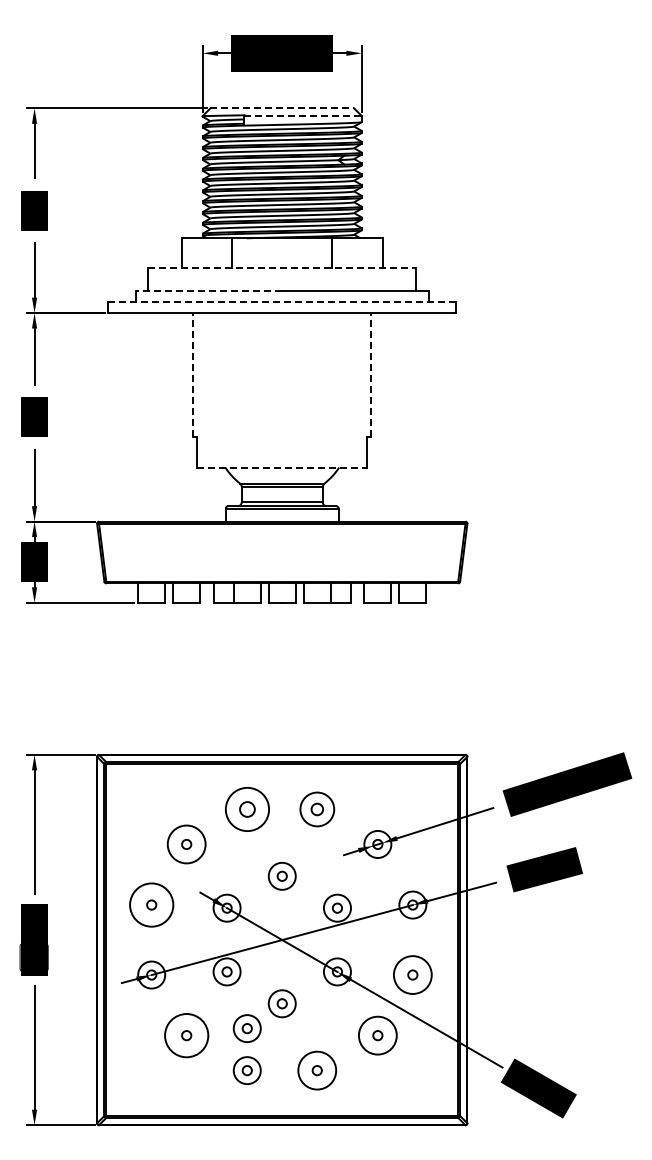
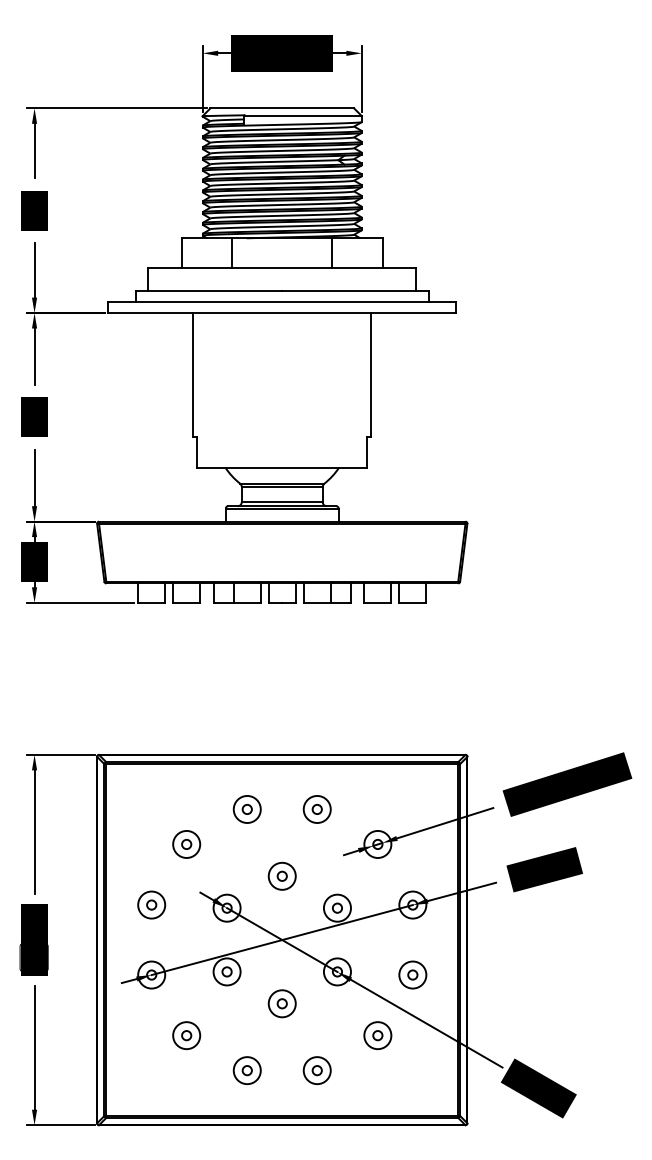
line: dashed -> solid (282, 108)
line: dashed -> solid (303, 116)
line: dashed -> solid (282, 267)
line: dashed -> solid (208, 290)
line: dashed -> solid (282, 302)
line: dashed -> solid (193, 374)
line: dashed -> solid (371, 374)
line: dashed -> solid (282, 467)
part size: 45x45 px -> 30x29 px (246, 809)
part size: 37x37 px -> 30x29 px (316, 809)
circle diameter: 38 px -> 27 px (186, 843)
circle diameter: 43 px -> 27 px (151, 904)
circle diameter: 38 px -> 27 px (412, 974)
part: present -> none (246, 1028)
circle diameter: 43 px -> 27 px (186, 1035)
circle diameter: 38 px -> 27 px (377, 1035)
circle diameter: 38 px -> 27 px (316, 1070)
